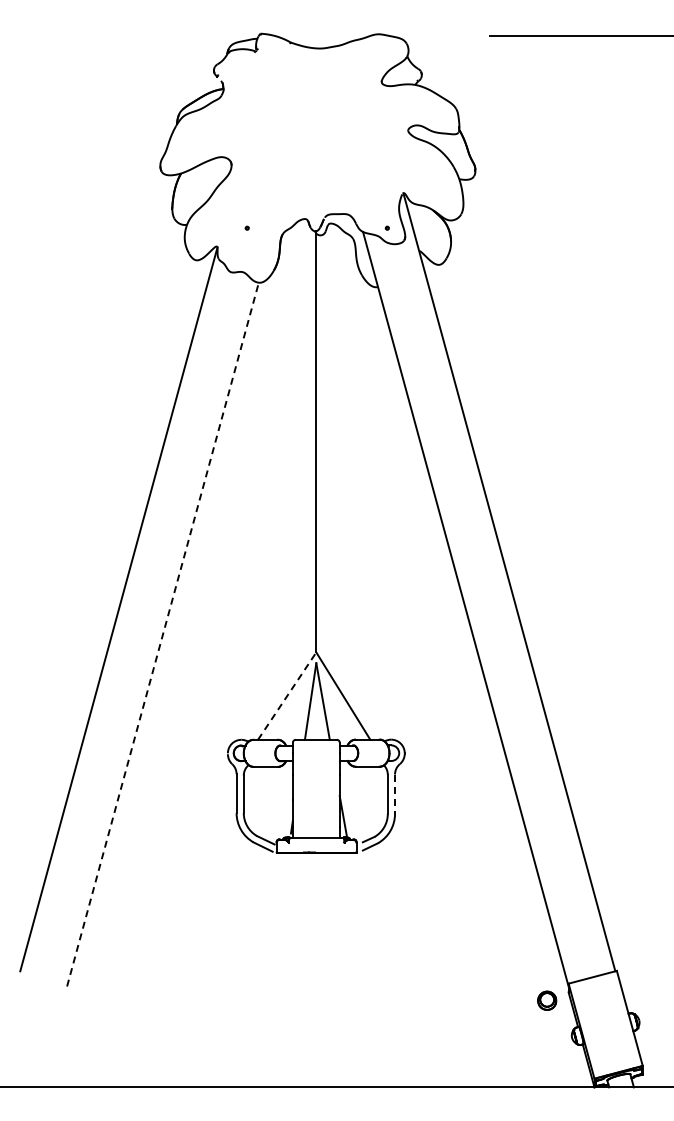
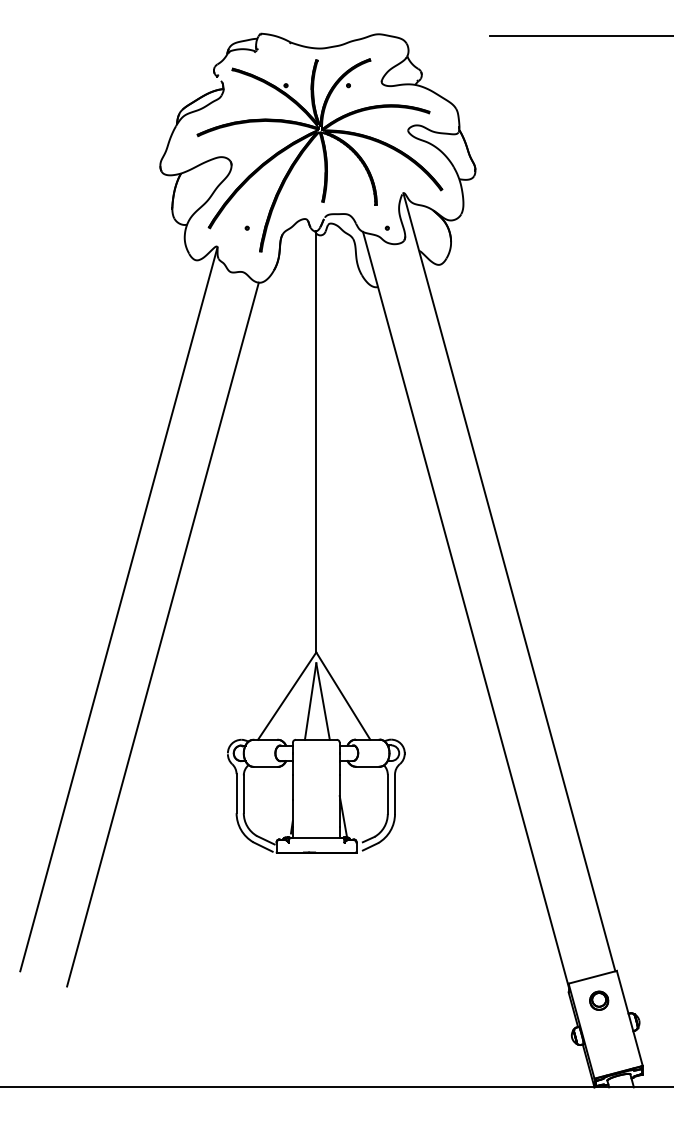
part: none -> present (319, 155)
line: dashed -> solid (162, 634)
line: dashed -> solid (287, 696)
line: dashed -> solid (395, 794)
part position: (547, 1000) -> (599, 1000) (599, 1000)
